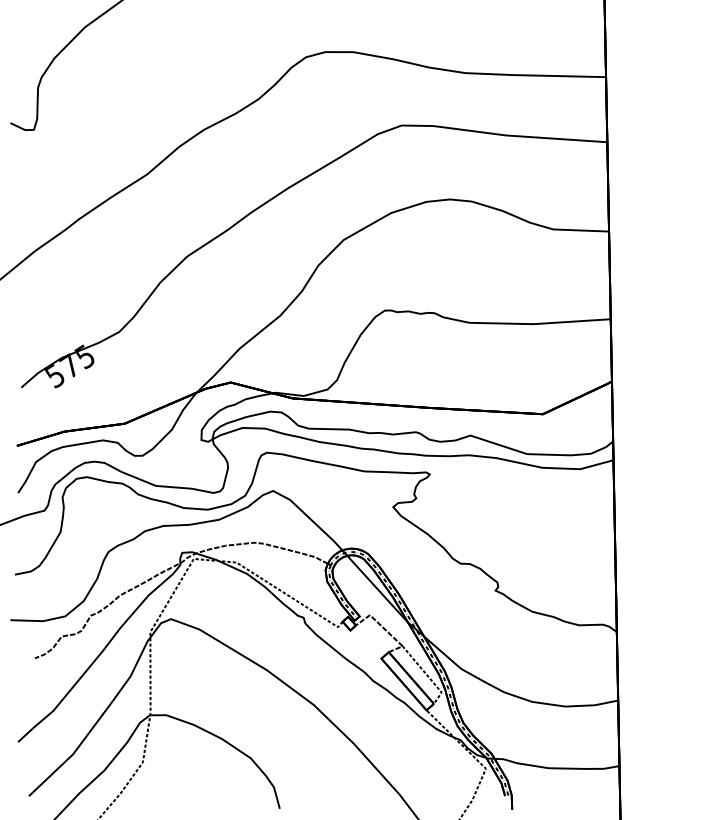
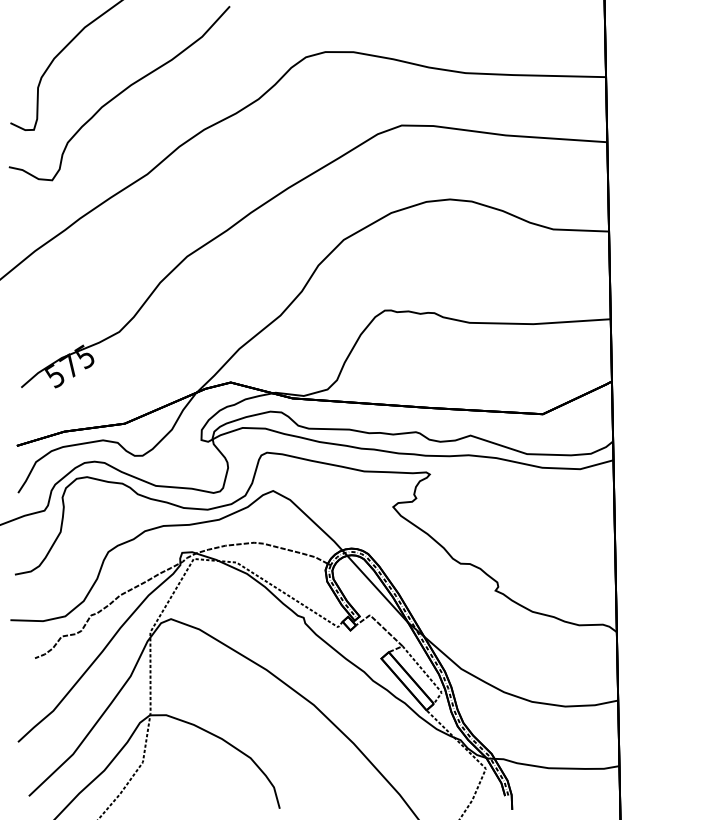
curve: none -> present (119, 93)
